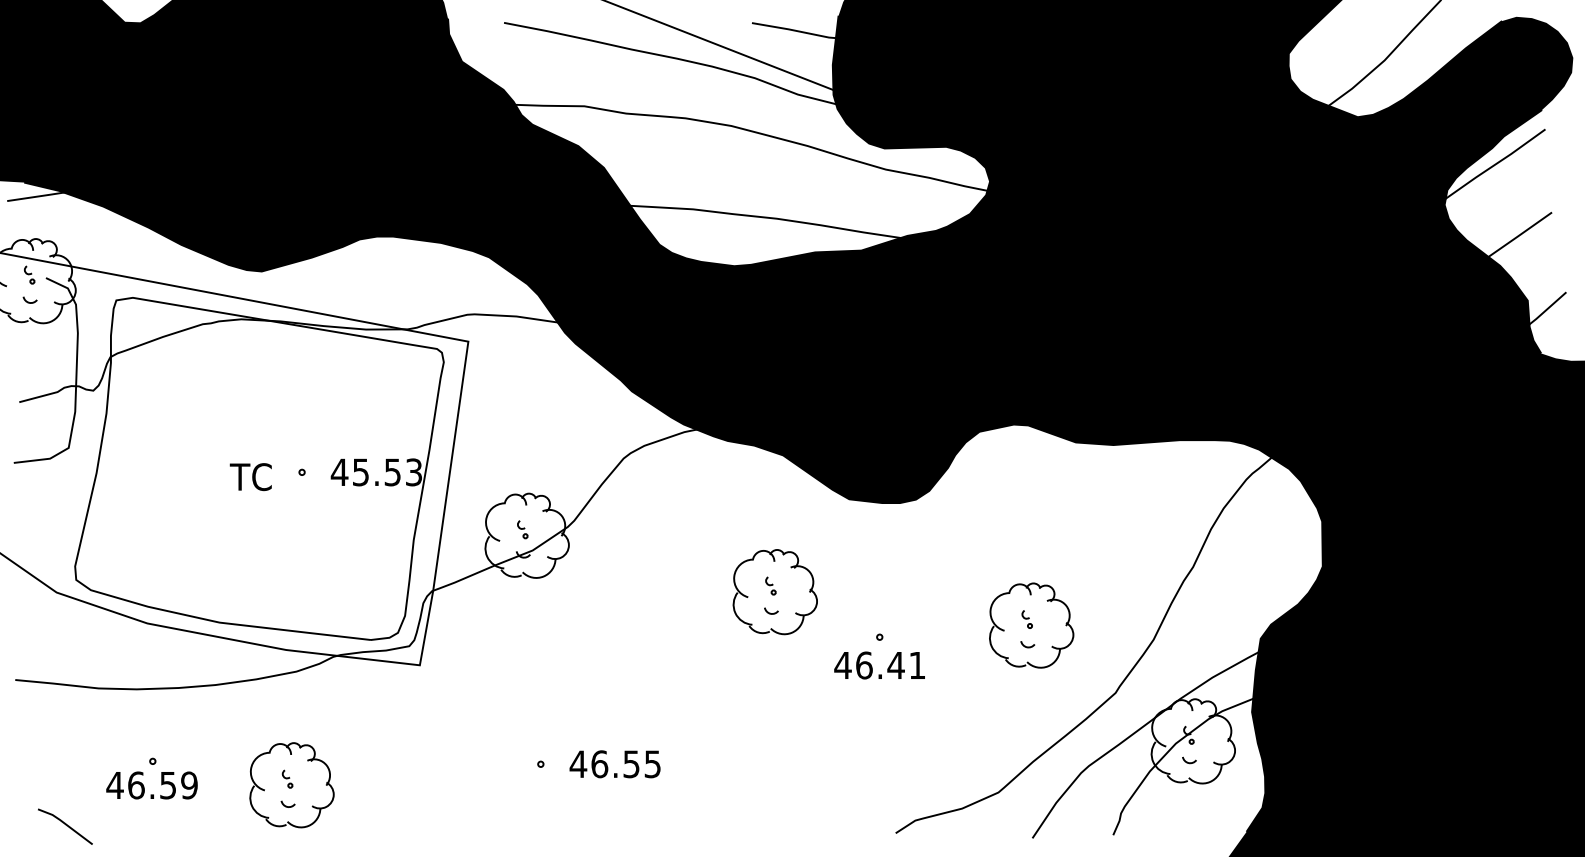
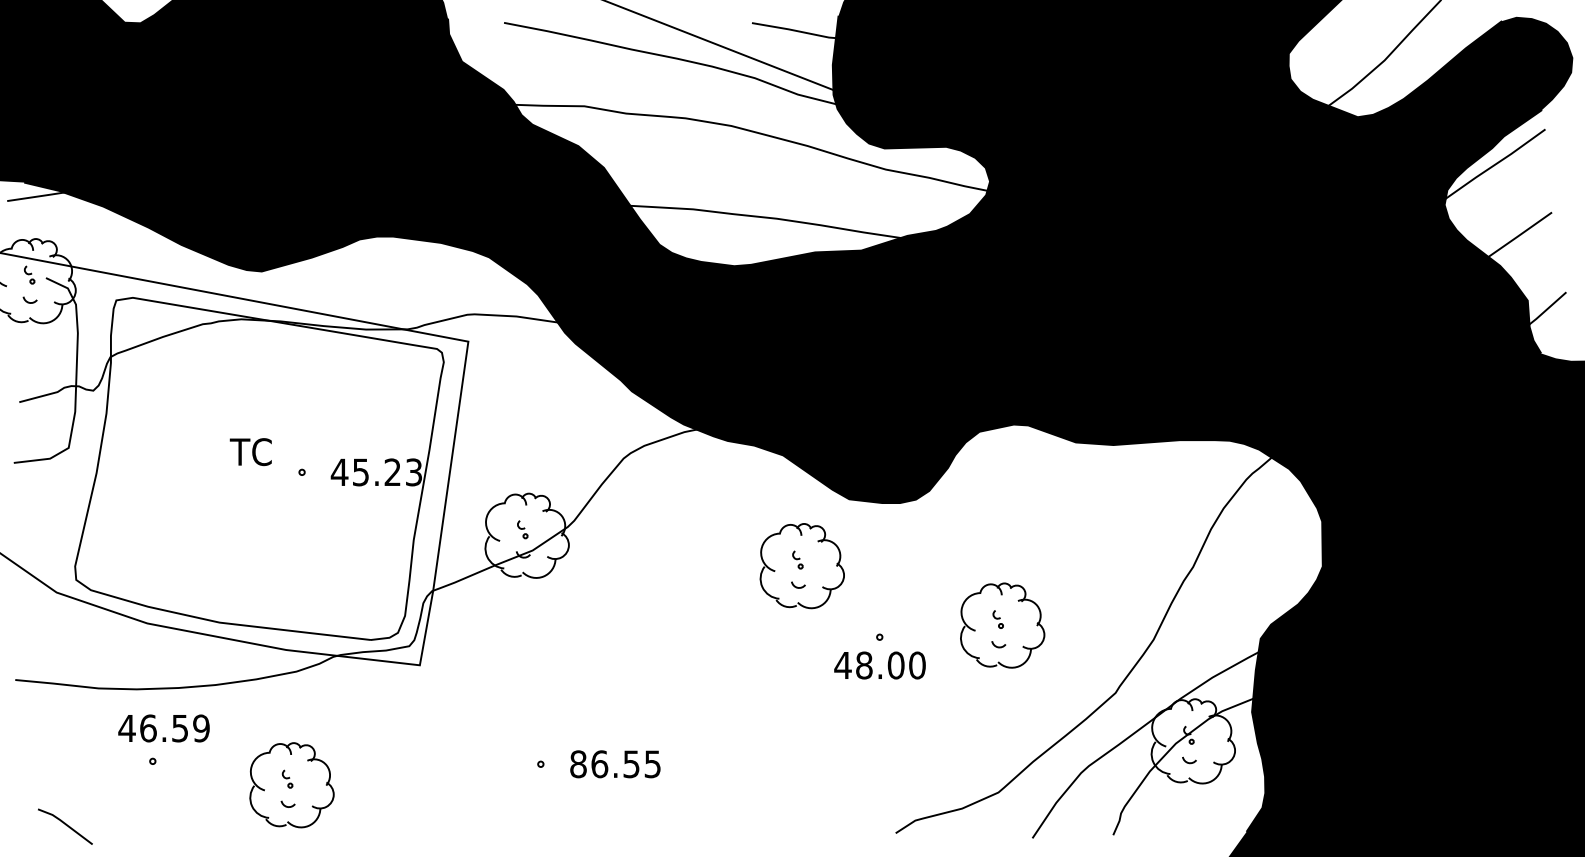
text: 45.53 -> 45.23 (392, 472)
text position: (250, 477) -> (250, 452) (250, 452)
part position: (774, 592) -> (801, 566) (801, 566)
part position: (1031, 625) -> (1002, 625) (1002, 625)
text: 46.41 -> 48.00 (890, 665)
text: 46.55 -> 86.55 (578, 764)
text position: (151, 785) -> (163, 728) (163, 728)
